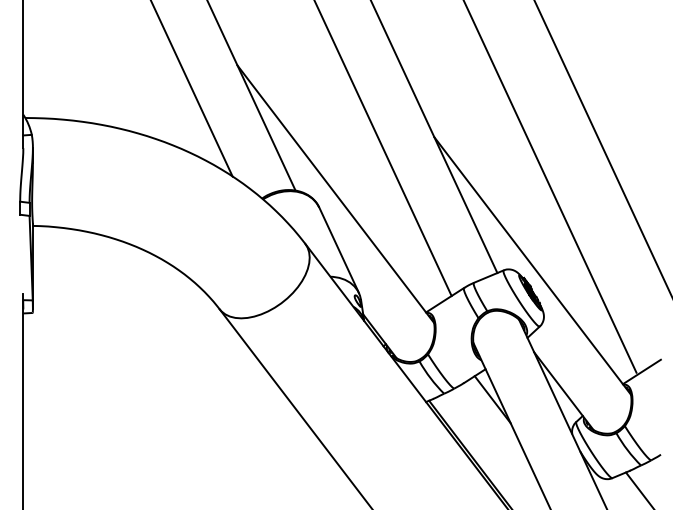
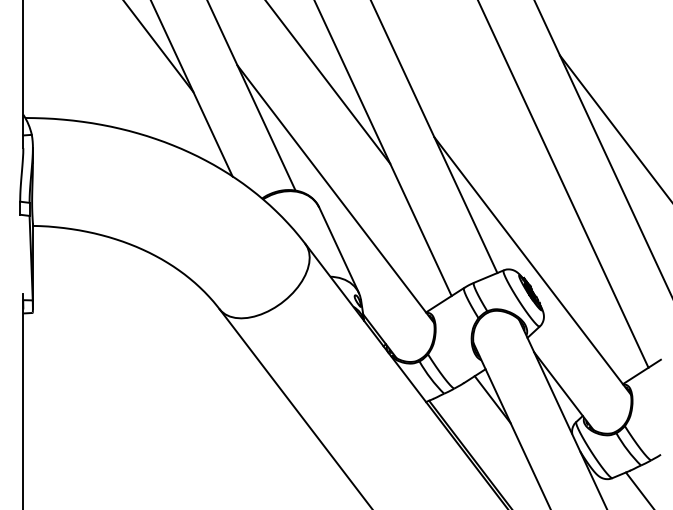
line: none -> present (158, 47)
line: none -> present (328, 82)
line: none -> present (614, 126)
line position: (550, 187) -> (563, 184) (563, 184)
